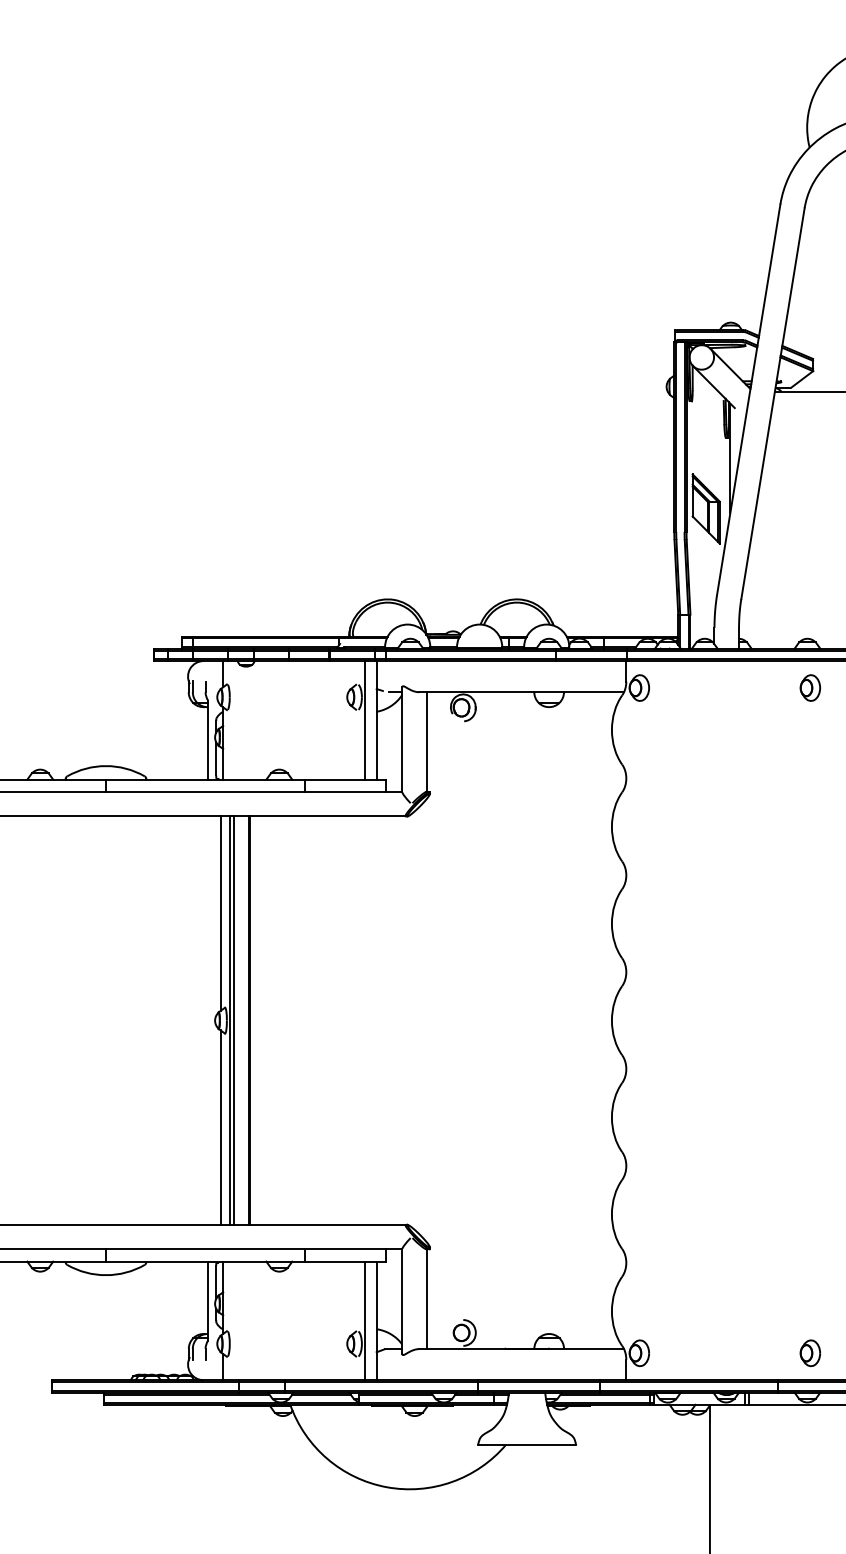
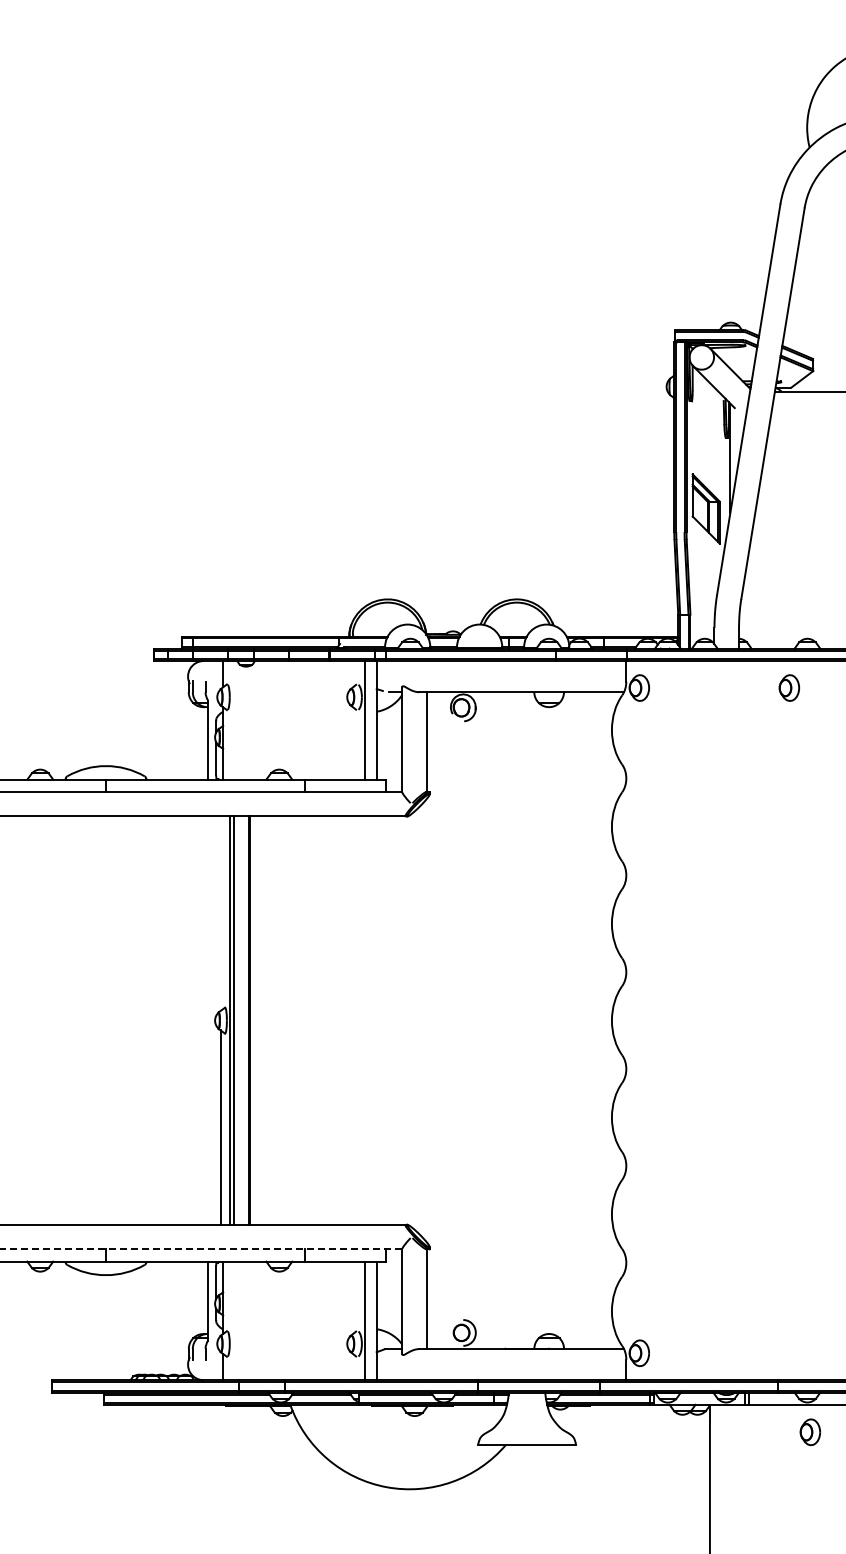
part position: (809, 687) -> (788, 687) (788, 687)
line: present -> none (220, 913)
line: solid -> dashed (201, 1249)
part position: (809, 1353) -> (809, 1432) (809, 1432)
